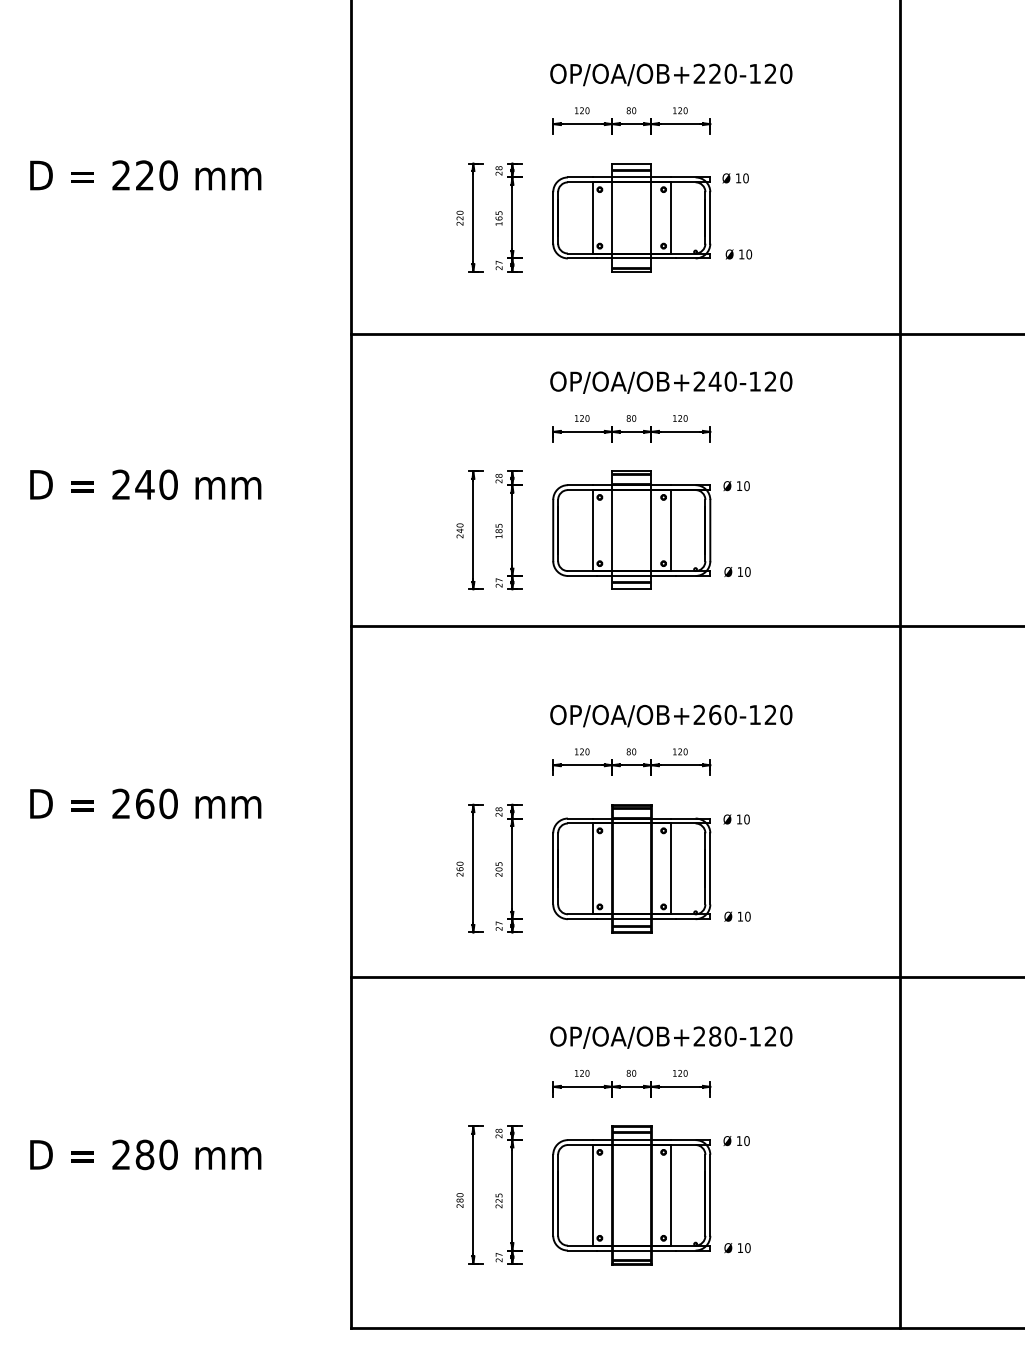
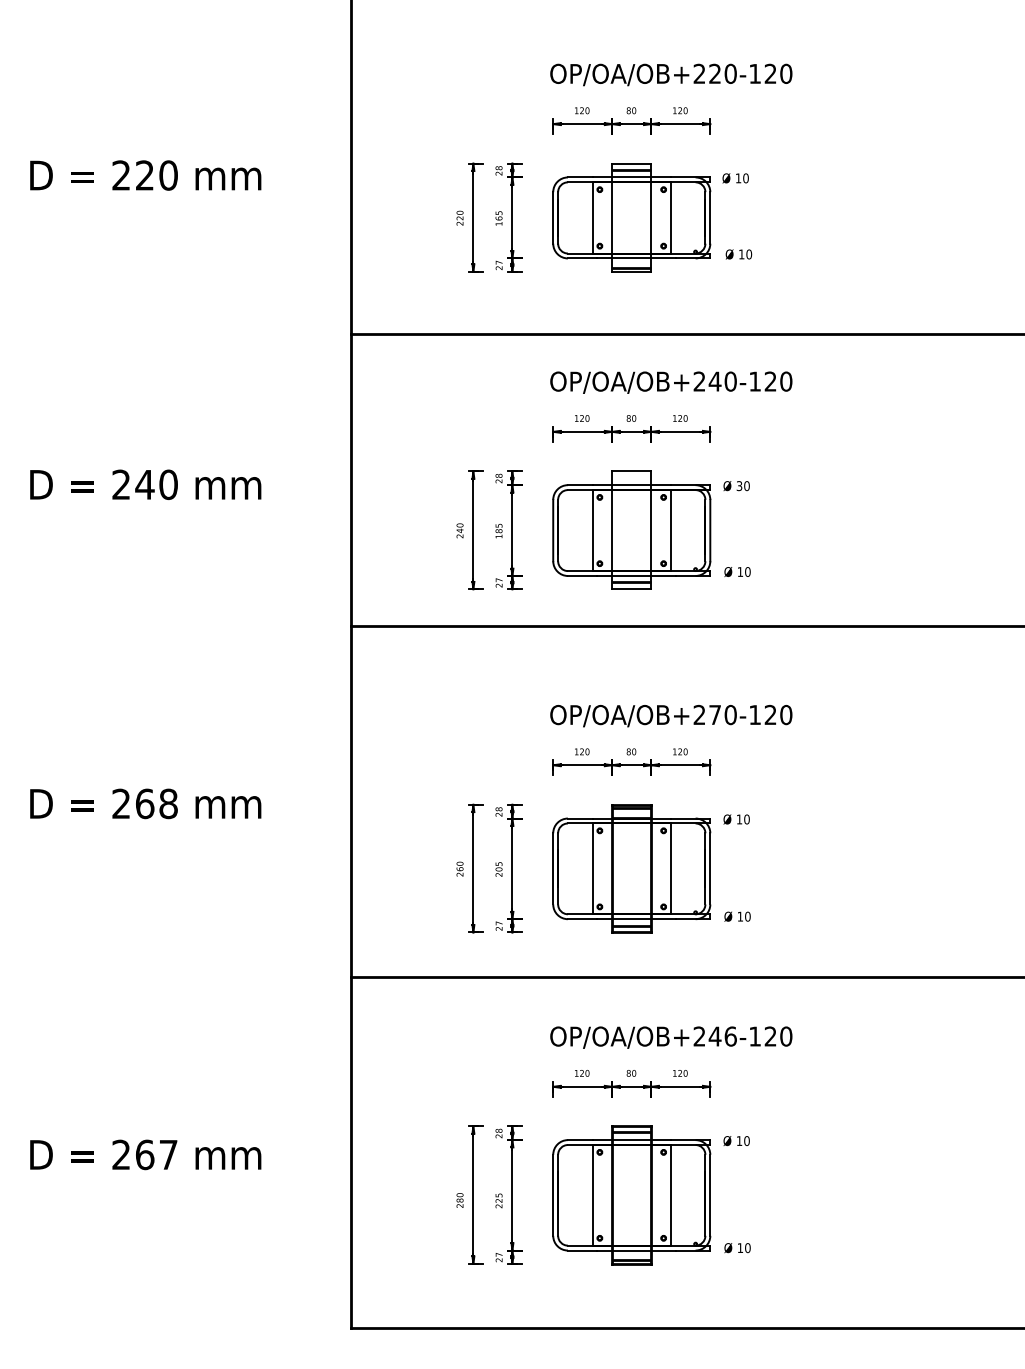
hatch: present -> none (631, 479)
text: 10 -> 30 (739, 486)
line: present -> none (899, 664)
text: OP/OA/OB+260-120 -> OP/OA/OB+270-120 (715, 714)
text: 260 -> 268 (168, 803)
text: OP/OA/OB+280-120 -> OP/OA/OB+246-120 (722, 1036)
text: 280 -> 267 (156, 1154)
